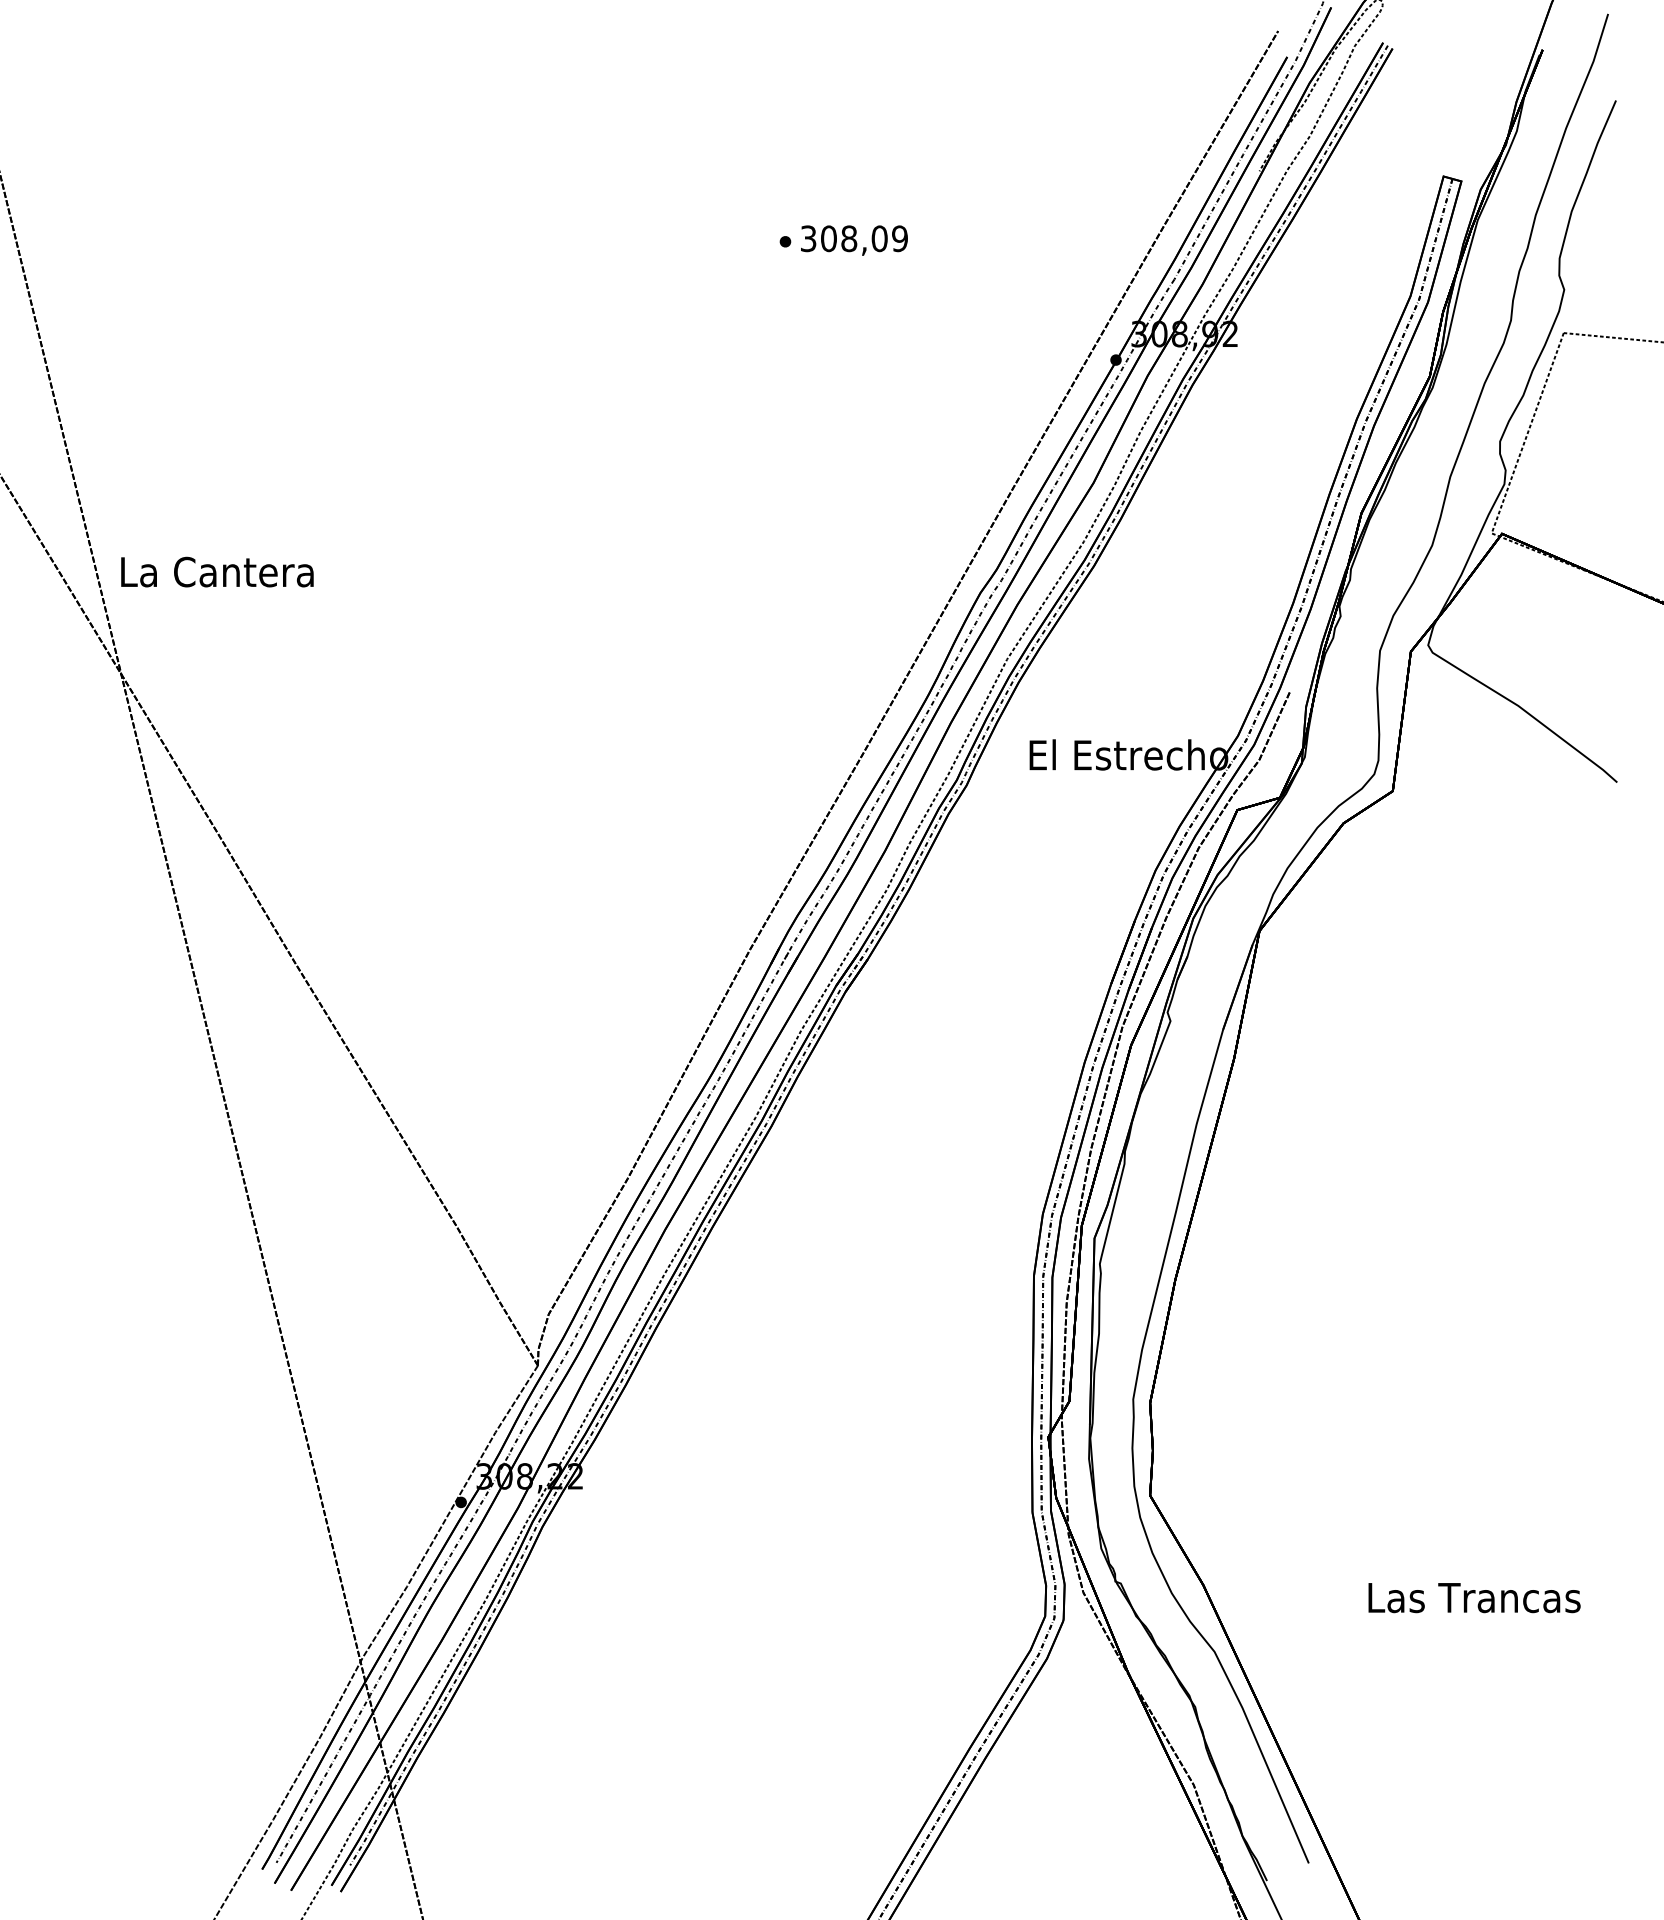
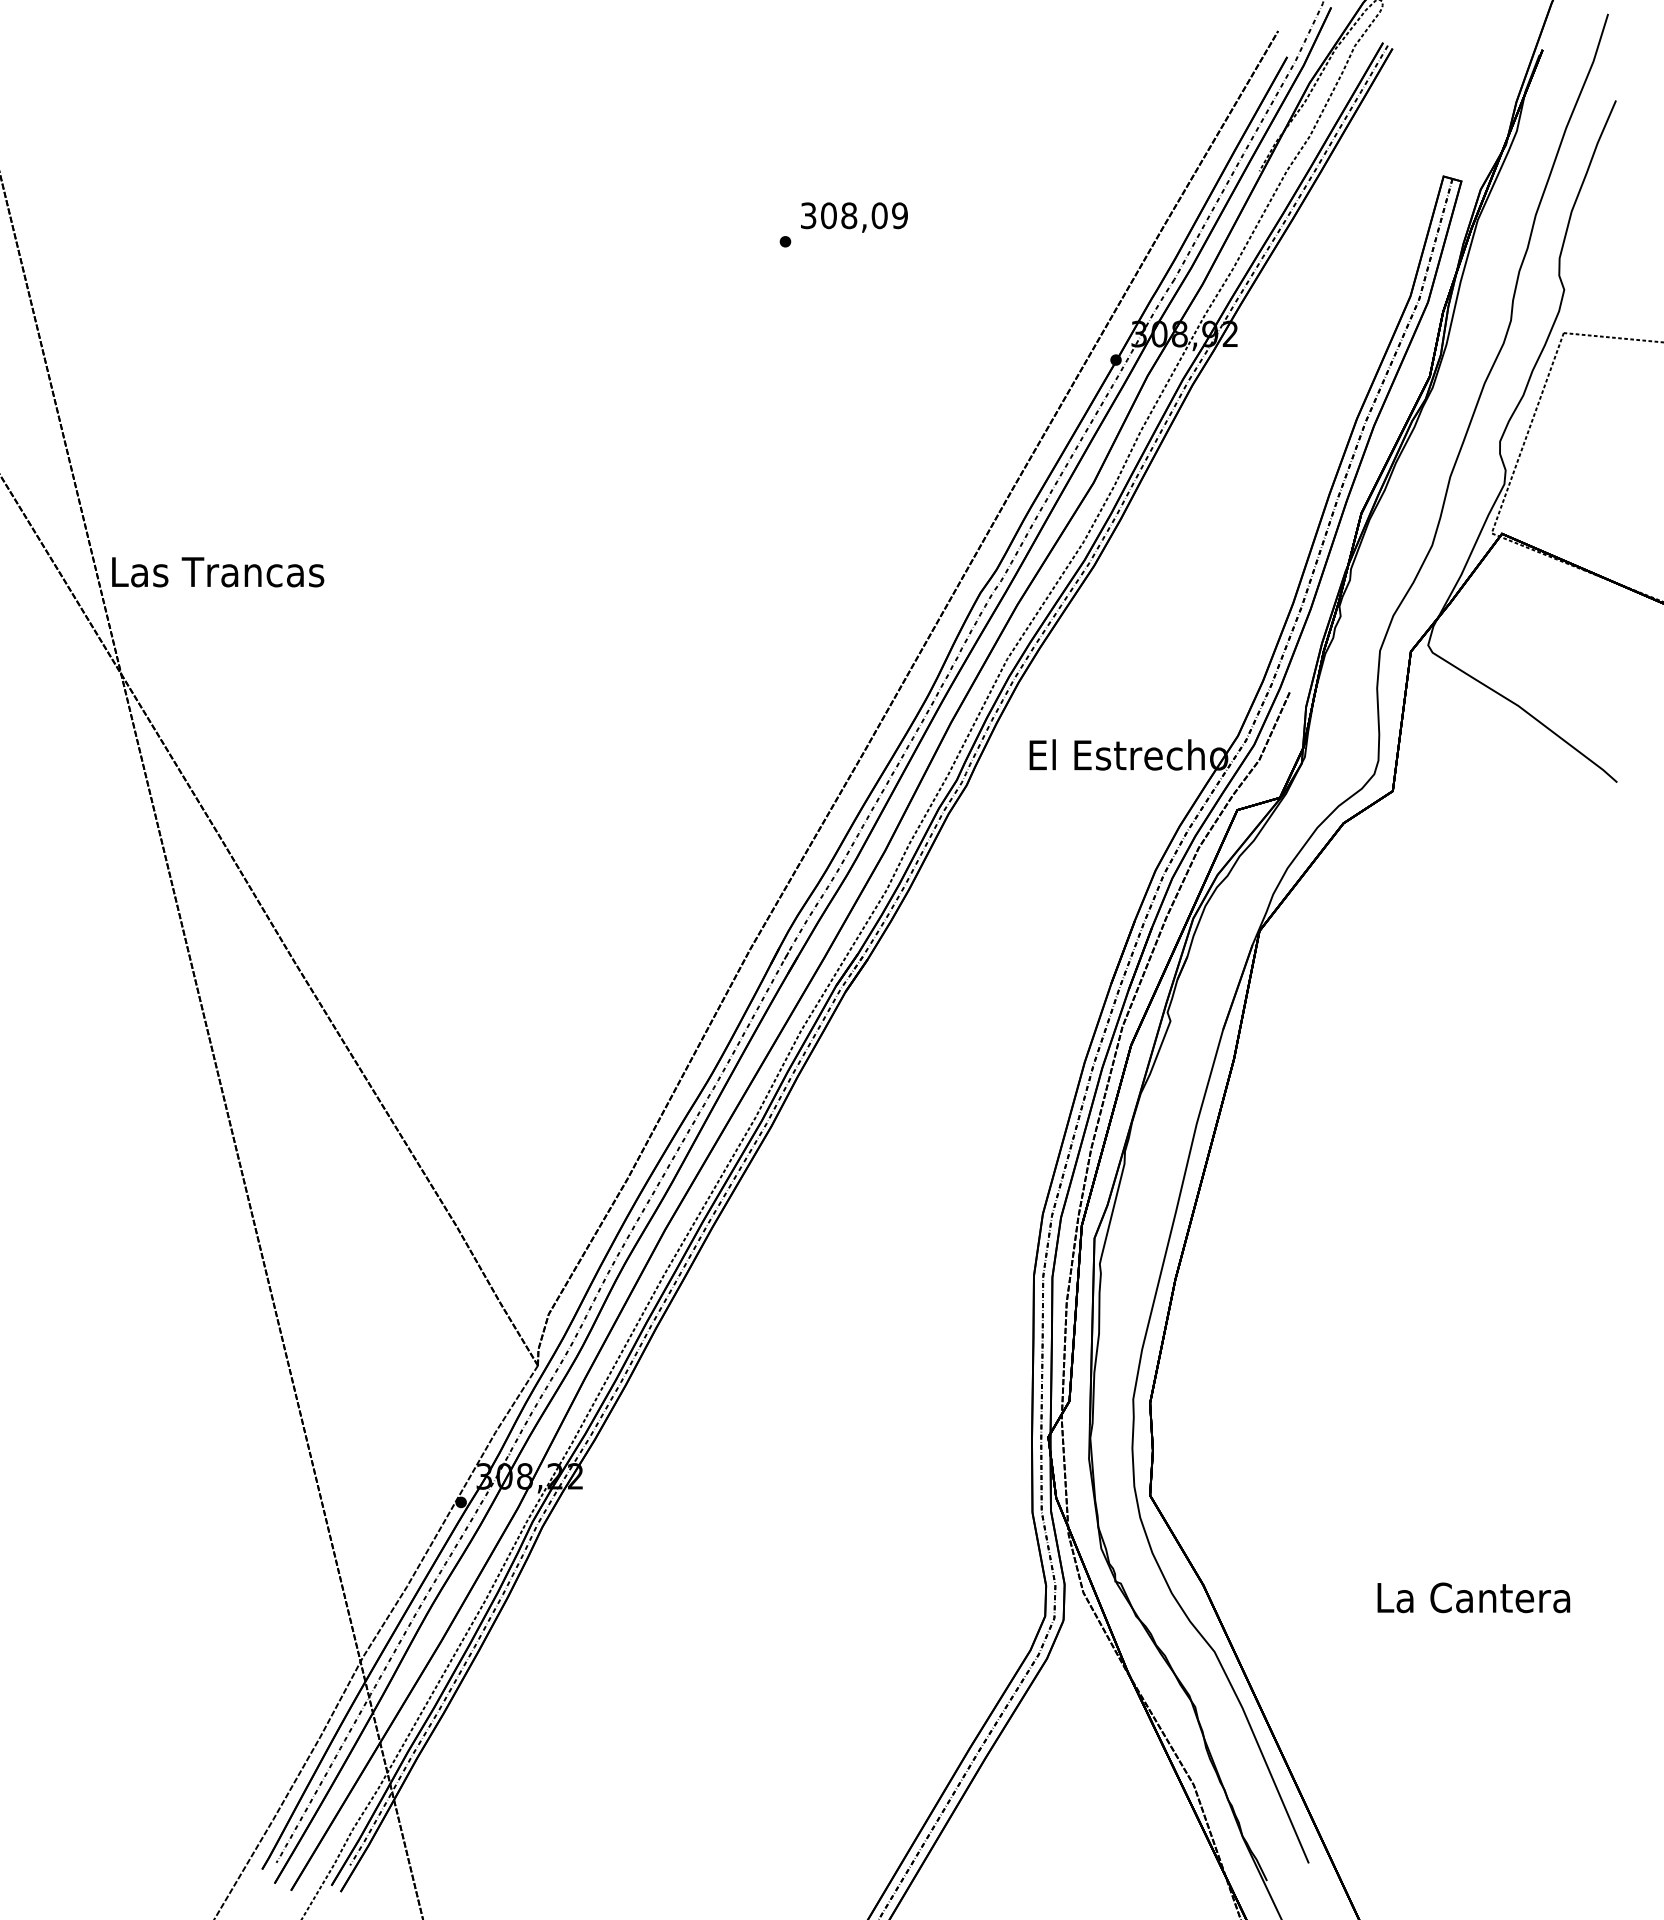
text position: (854, 240) -> (854, 217) (854, 217)
text: La Cantera -> Las Trancas (218, 571)
text: Las Trancas -> La Cantera (1474, 1597)
